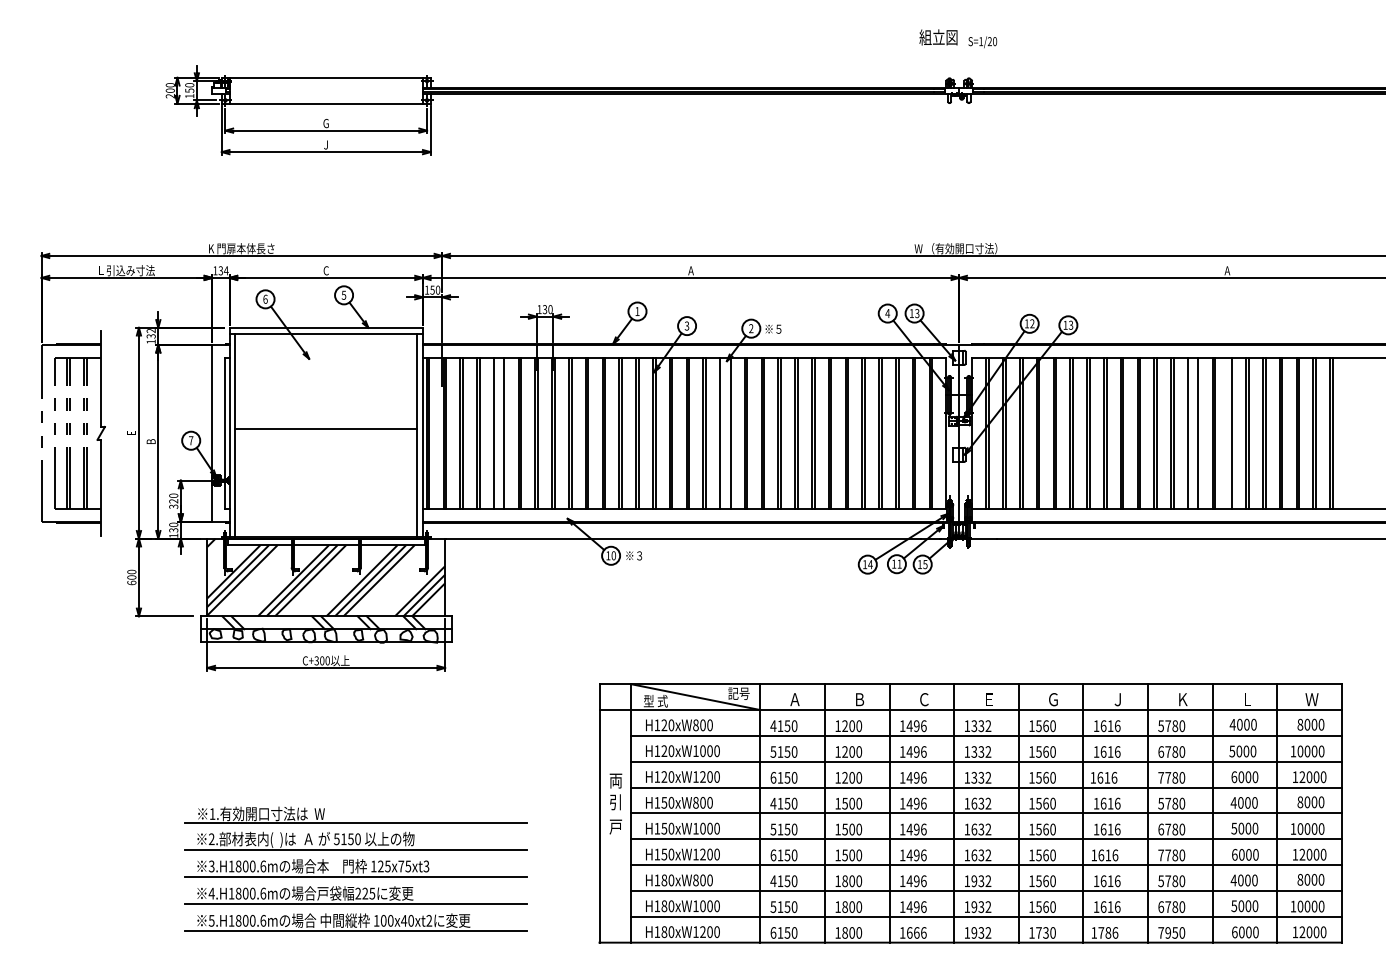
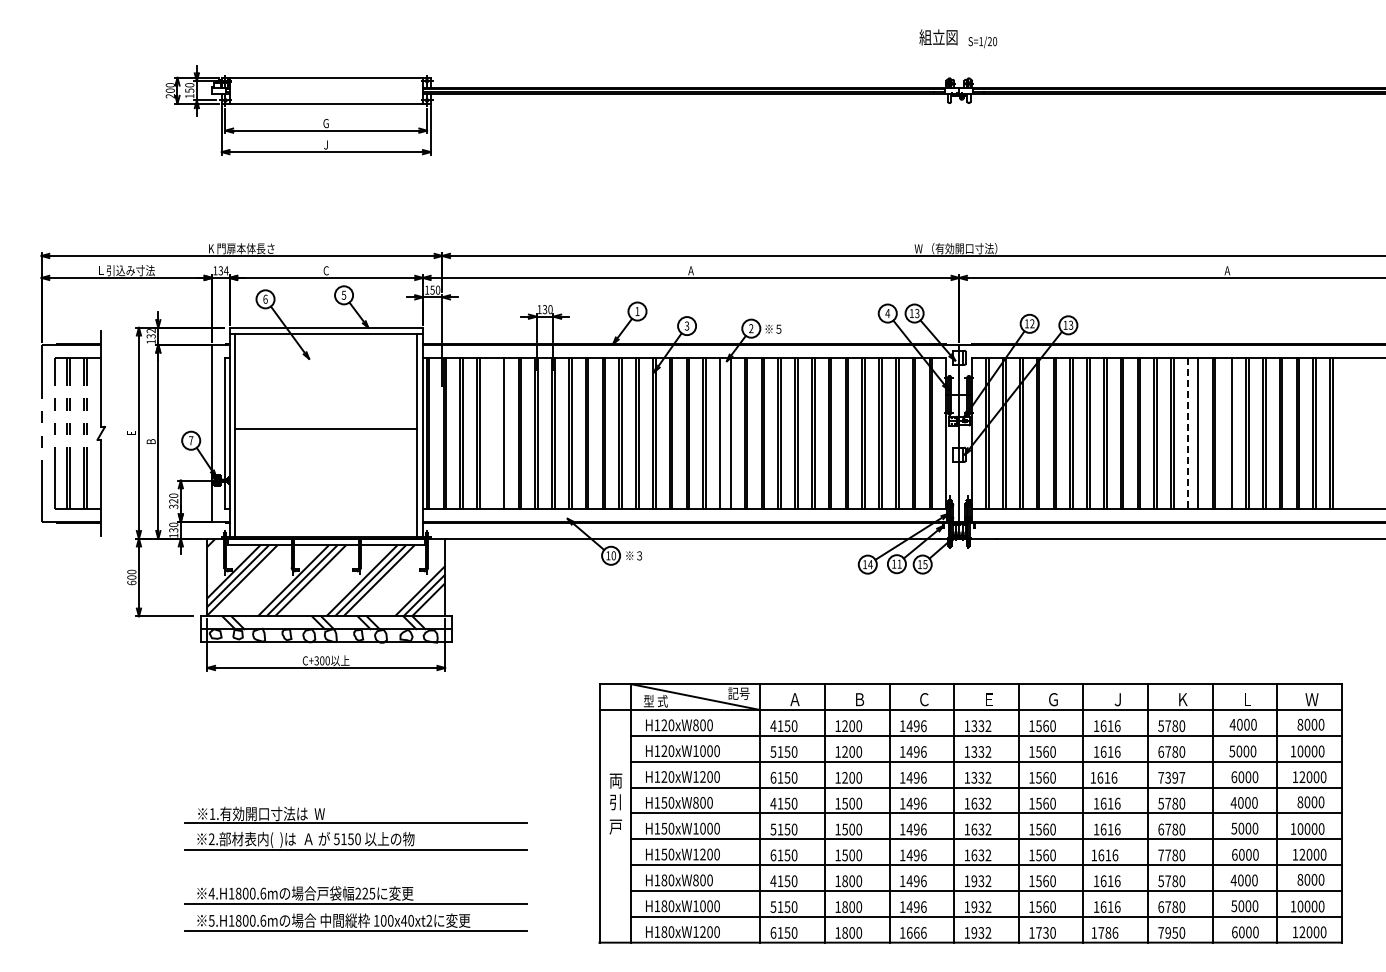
line: present -> none (494, 433)
line: solid -> dashed (1188, 433)
text: 7780 -> 7397 (1175, 777)
part: present -> none (355, 868)
